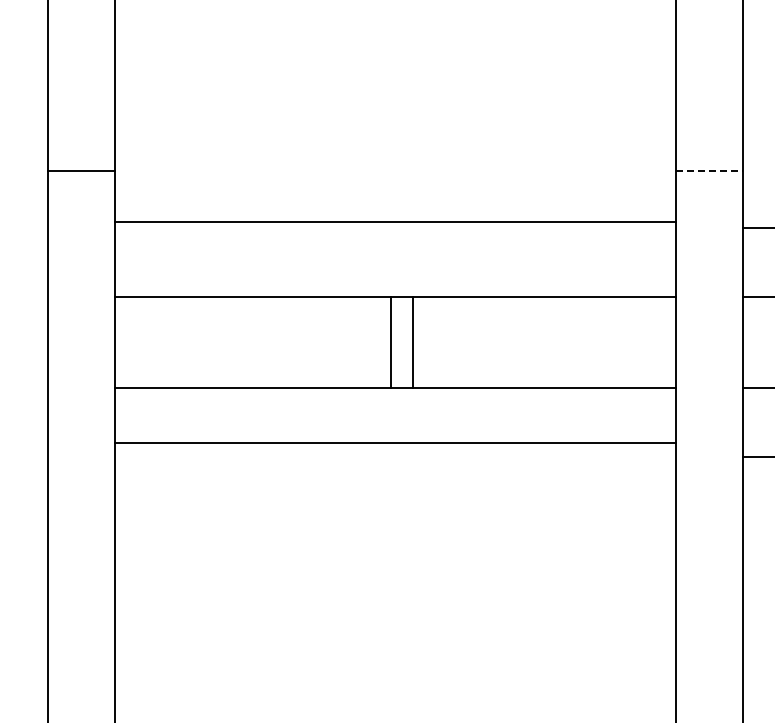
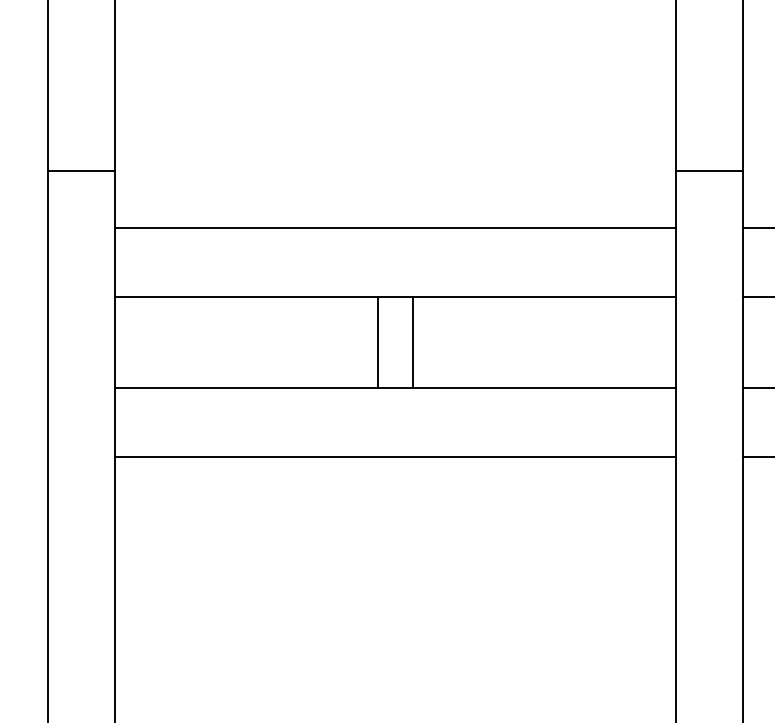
line: dashed -> solid (710, 170)
line position: (395, 222) -> (395, 228) (395, 228)
line position: (391, 342) -> (378, 342) (378, 342)
line position: (395, 442) -> (395, 456) (395, 456)
